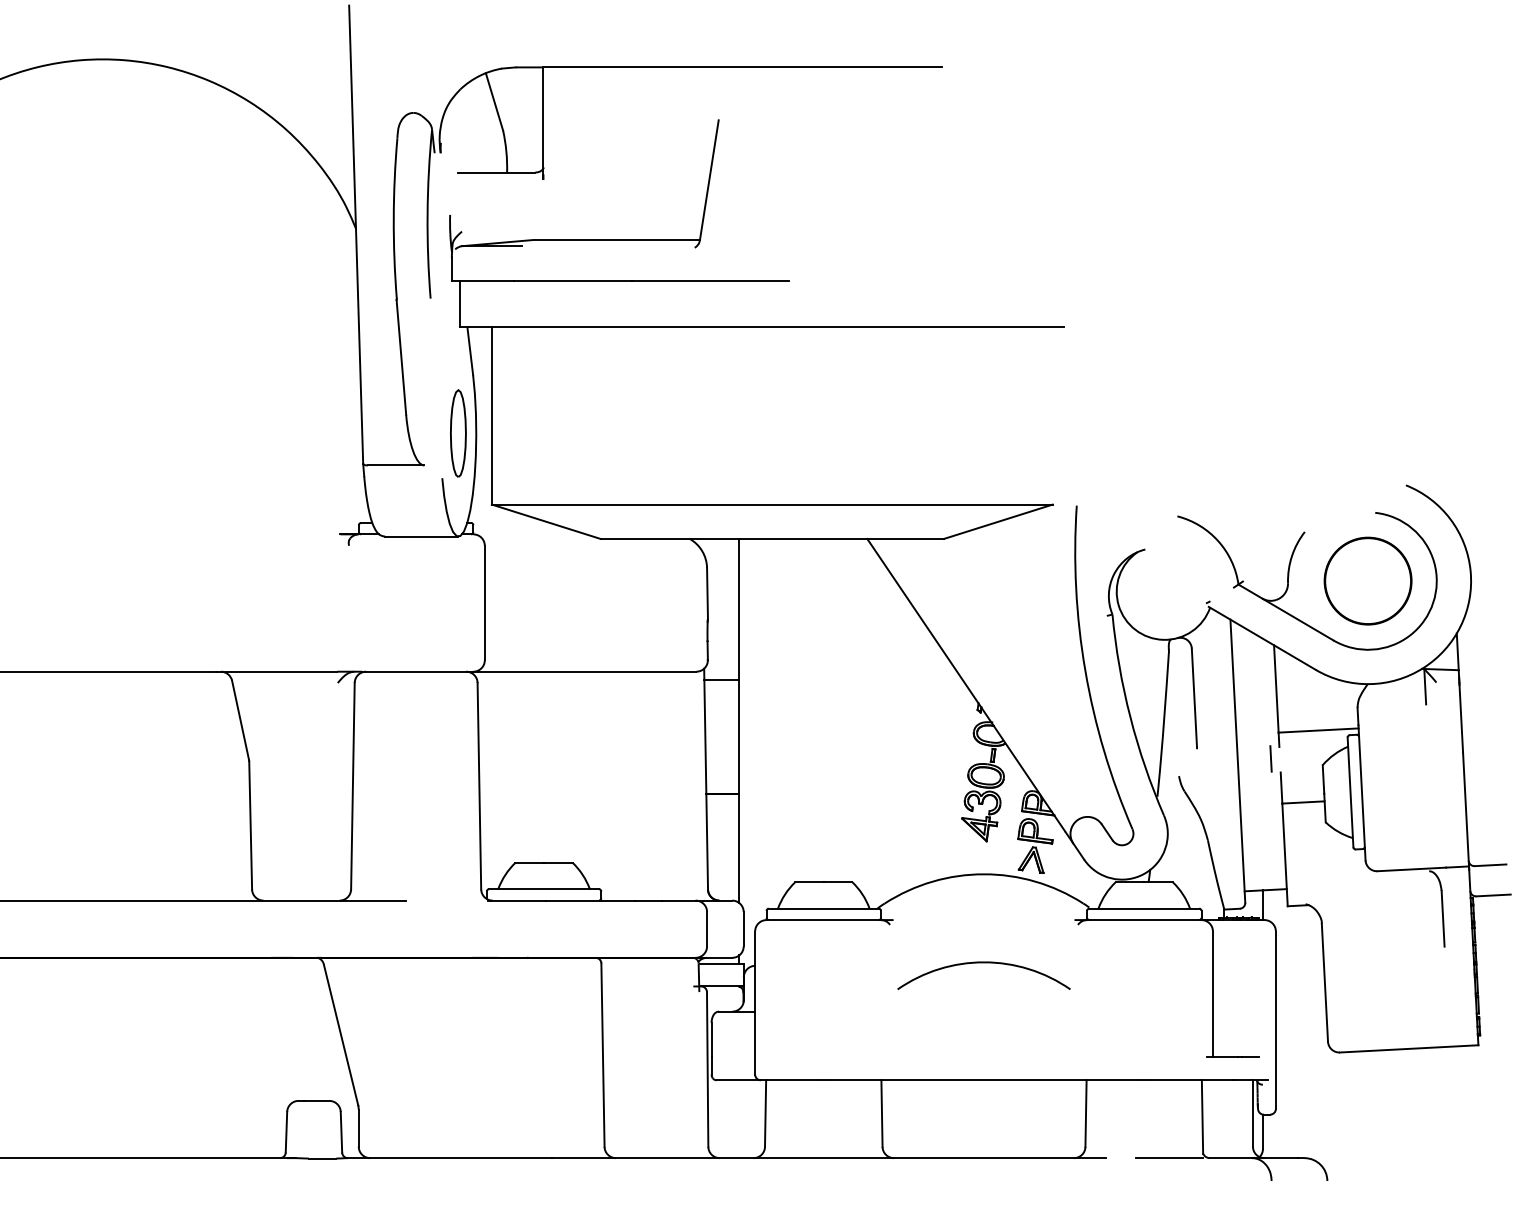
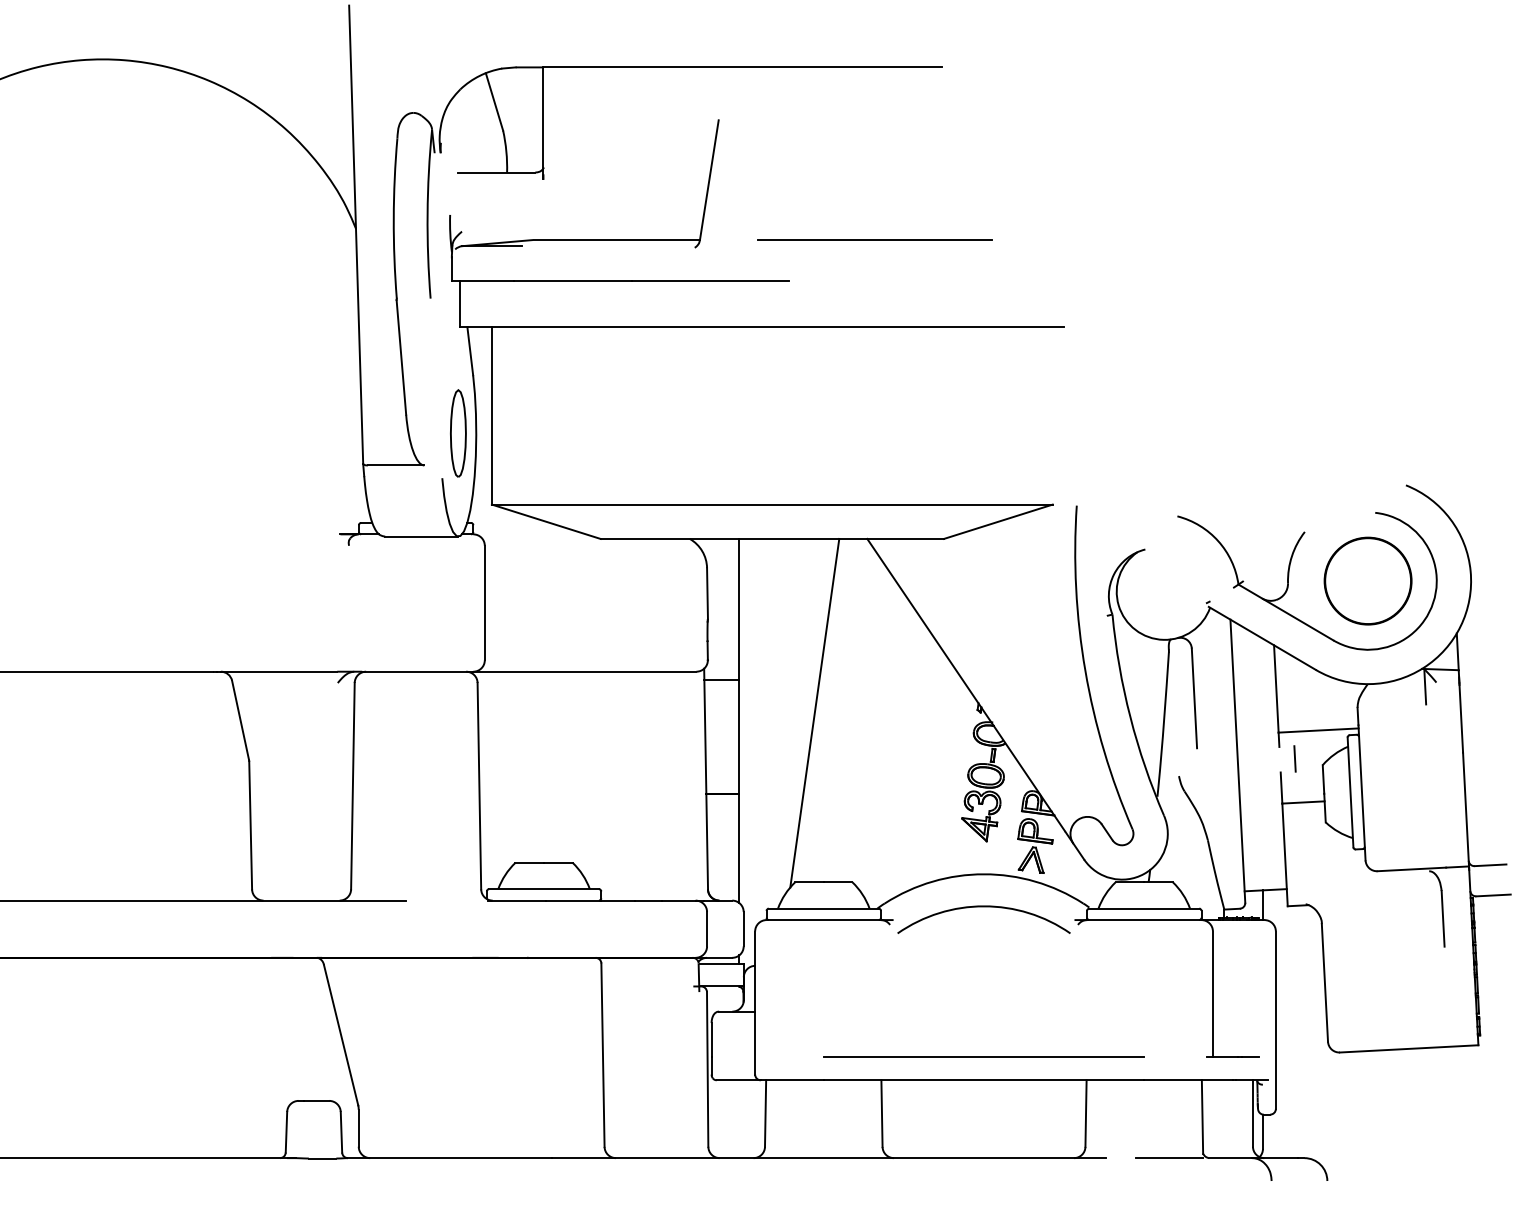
line: none -> present (874, 240)
line: none -> present (814, 712)
line position: (1270, 758) -> (1294, 758) (1294, 758)
arc position: (983, 963) -> (983, 907) (983, 907)
line: none -> present (983, 1057)
